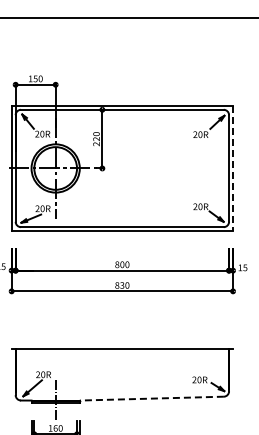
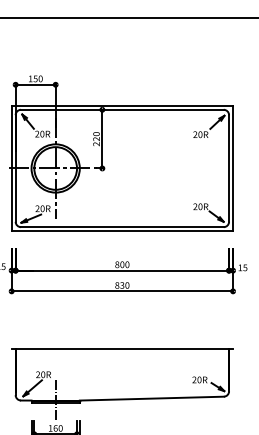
line: dashed -> solid (233, 168)
line: dashed -> solid (151, 398)
